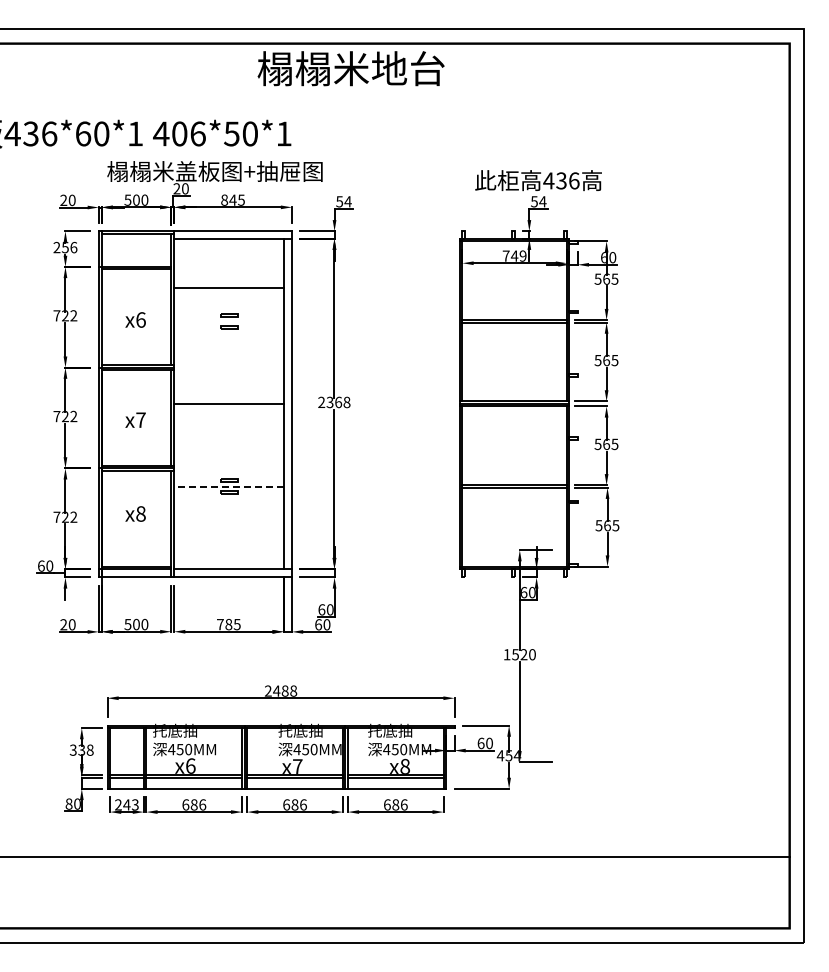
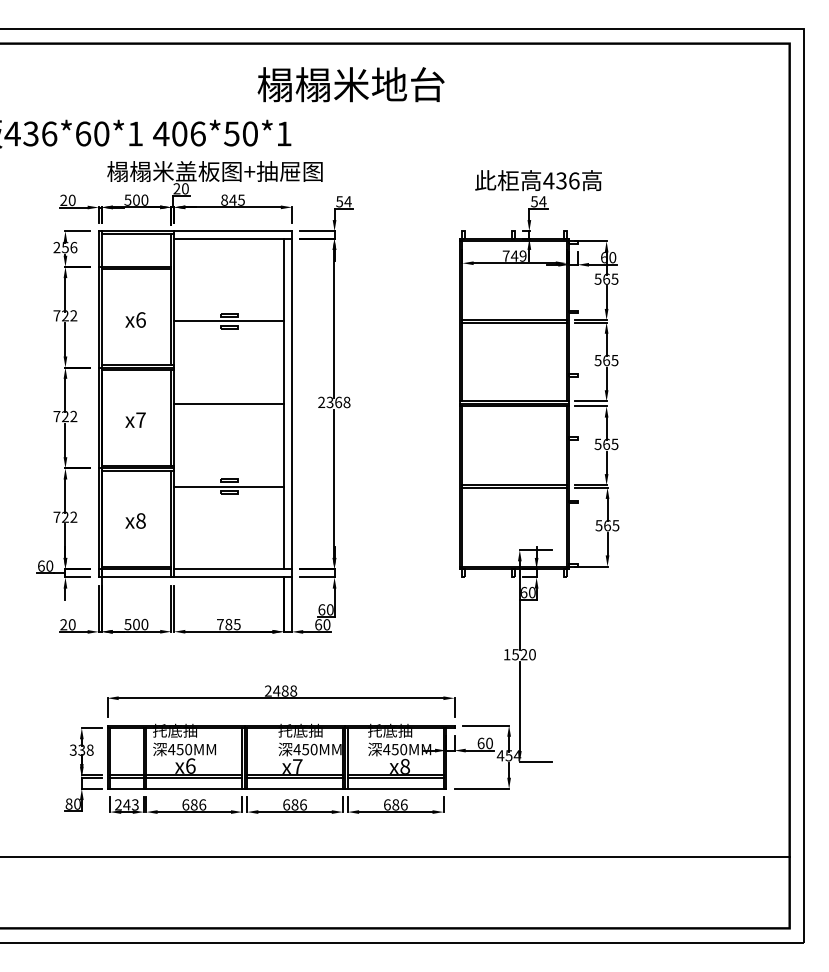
text position: (350, 68) -> (350, 84) (350, 84)
line position: (228, 288) -> (228, 321) (228, 321)
line: dashed -> solid (228, 486)
text position: (135, 513) -> (135, 520) (135, 520)
